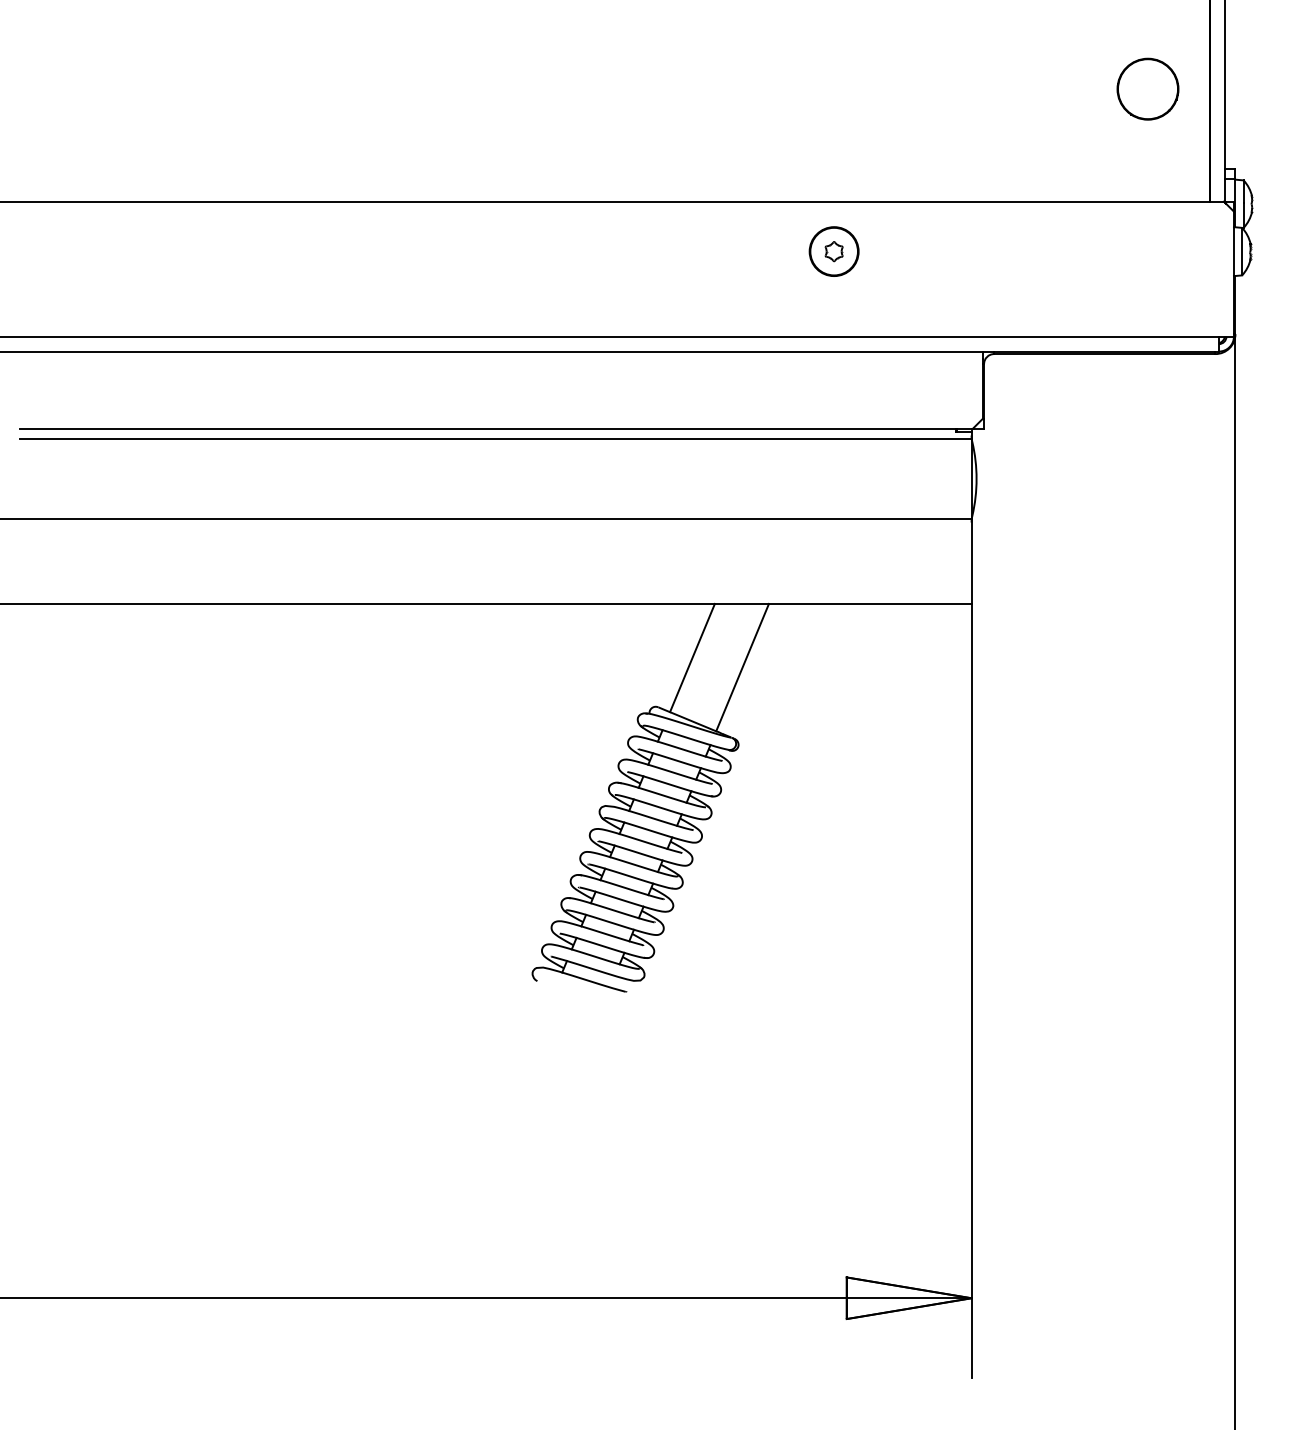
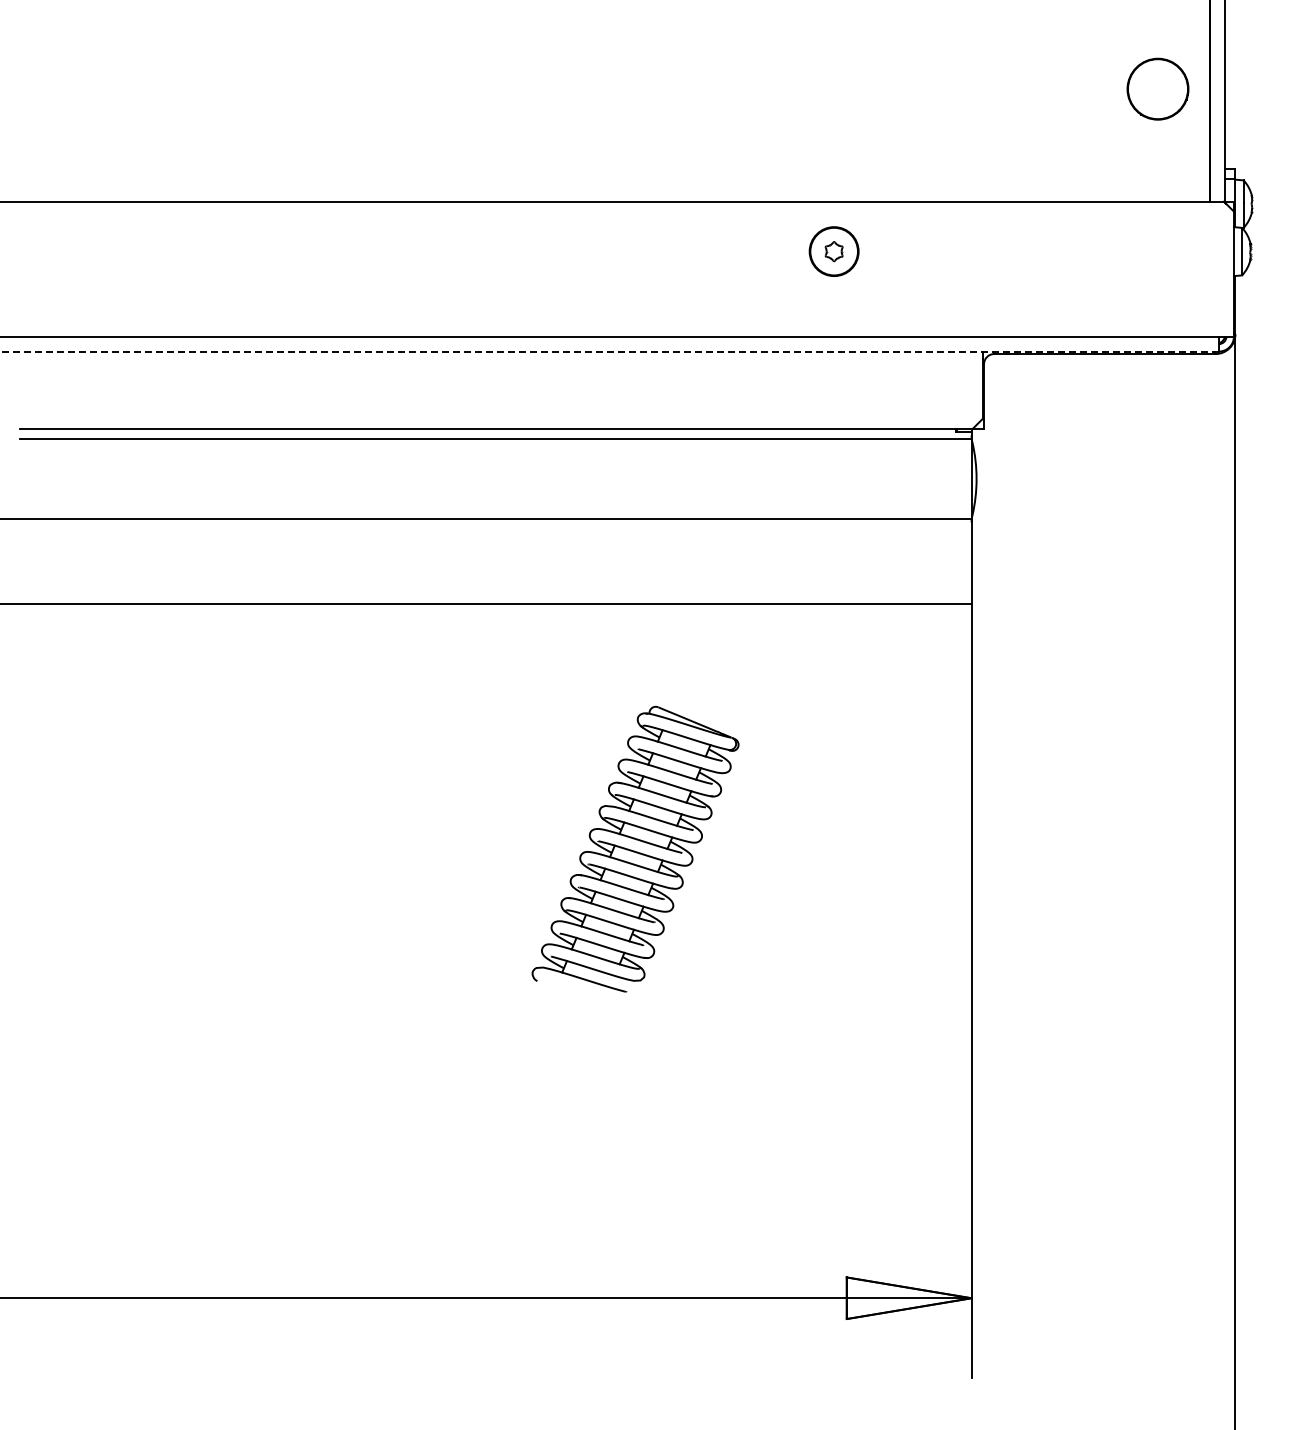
part position: (1147, 88) -> (1157, 88) (1157, 88)
line: solid -> dashed (609, 351)
line: present -> none (692, 657)
line: present -> none (742, 667)
